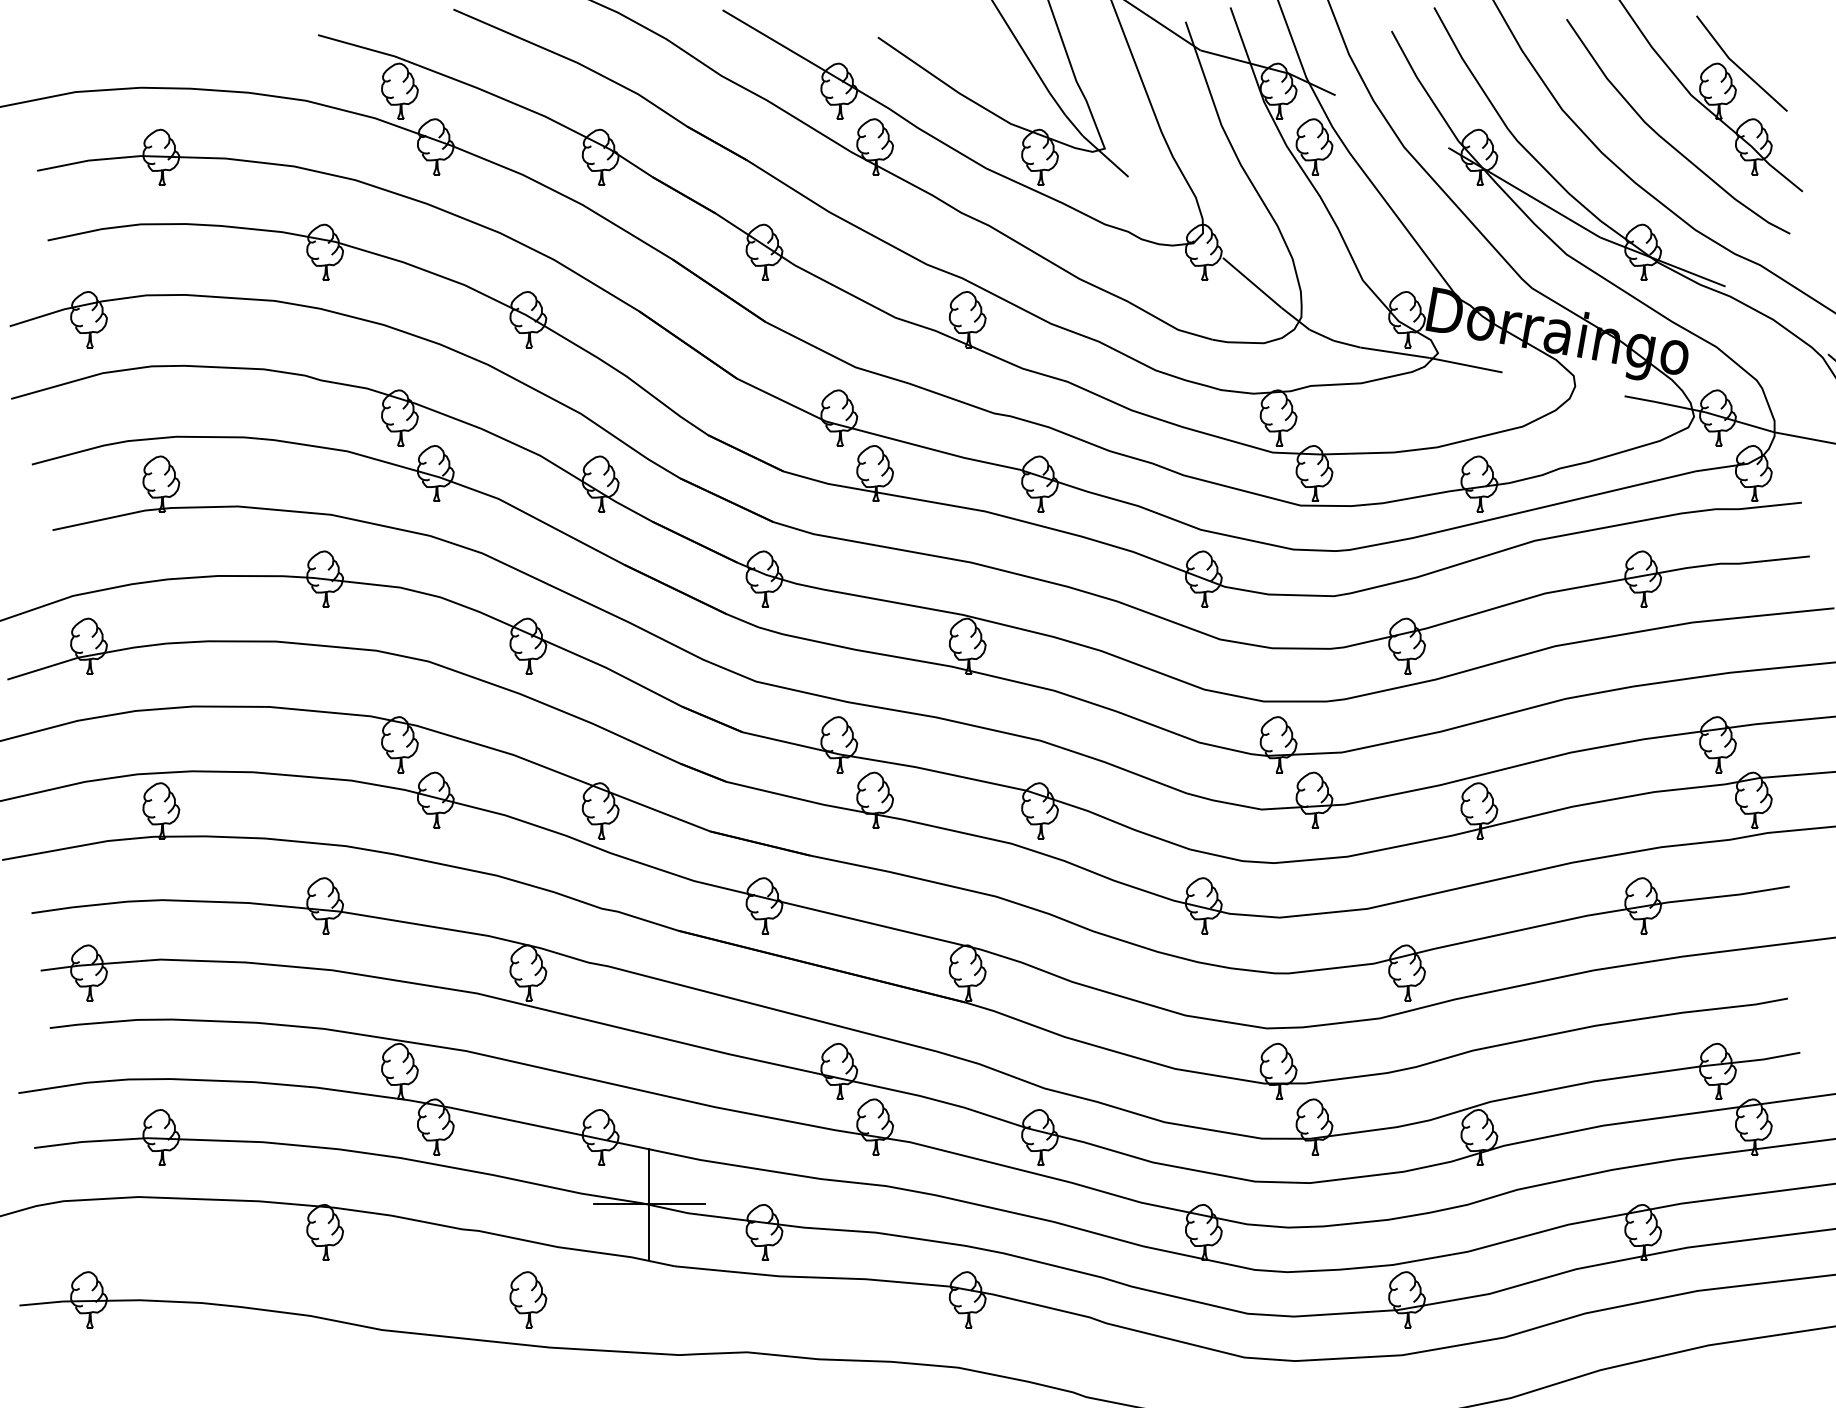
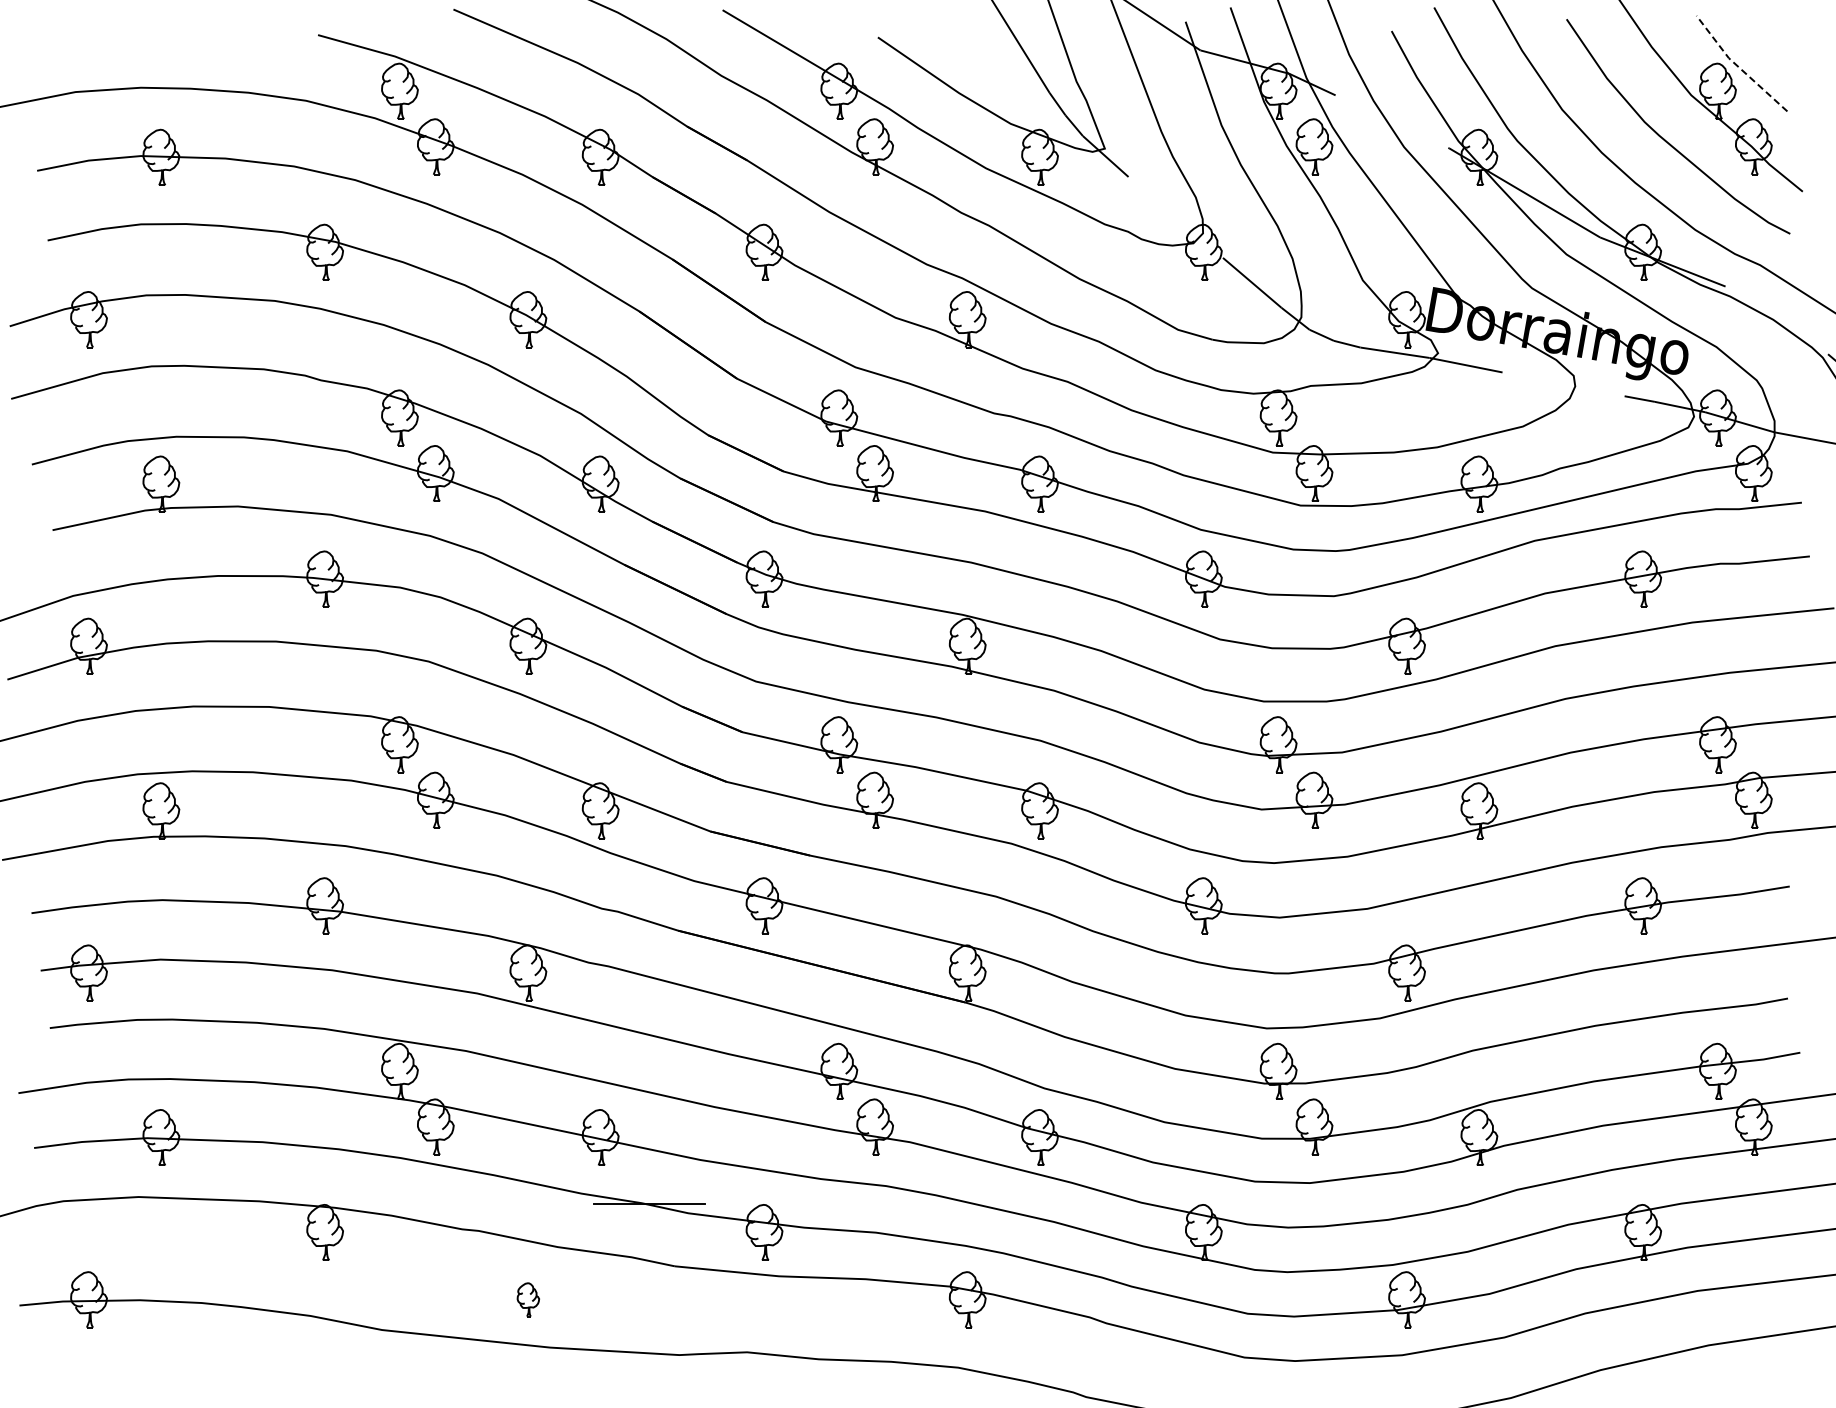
line: solid -> dashed (1737, 66)
line: present -> none (649, 1203)
part size: 39x58 px -> 24x36 px (527, 1299)
